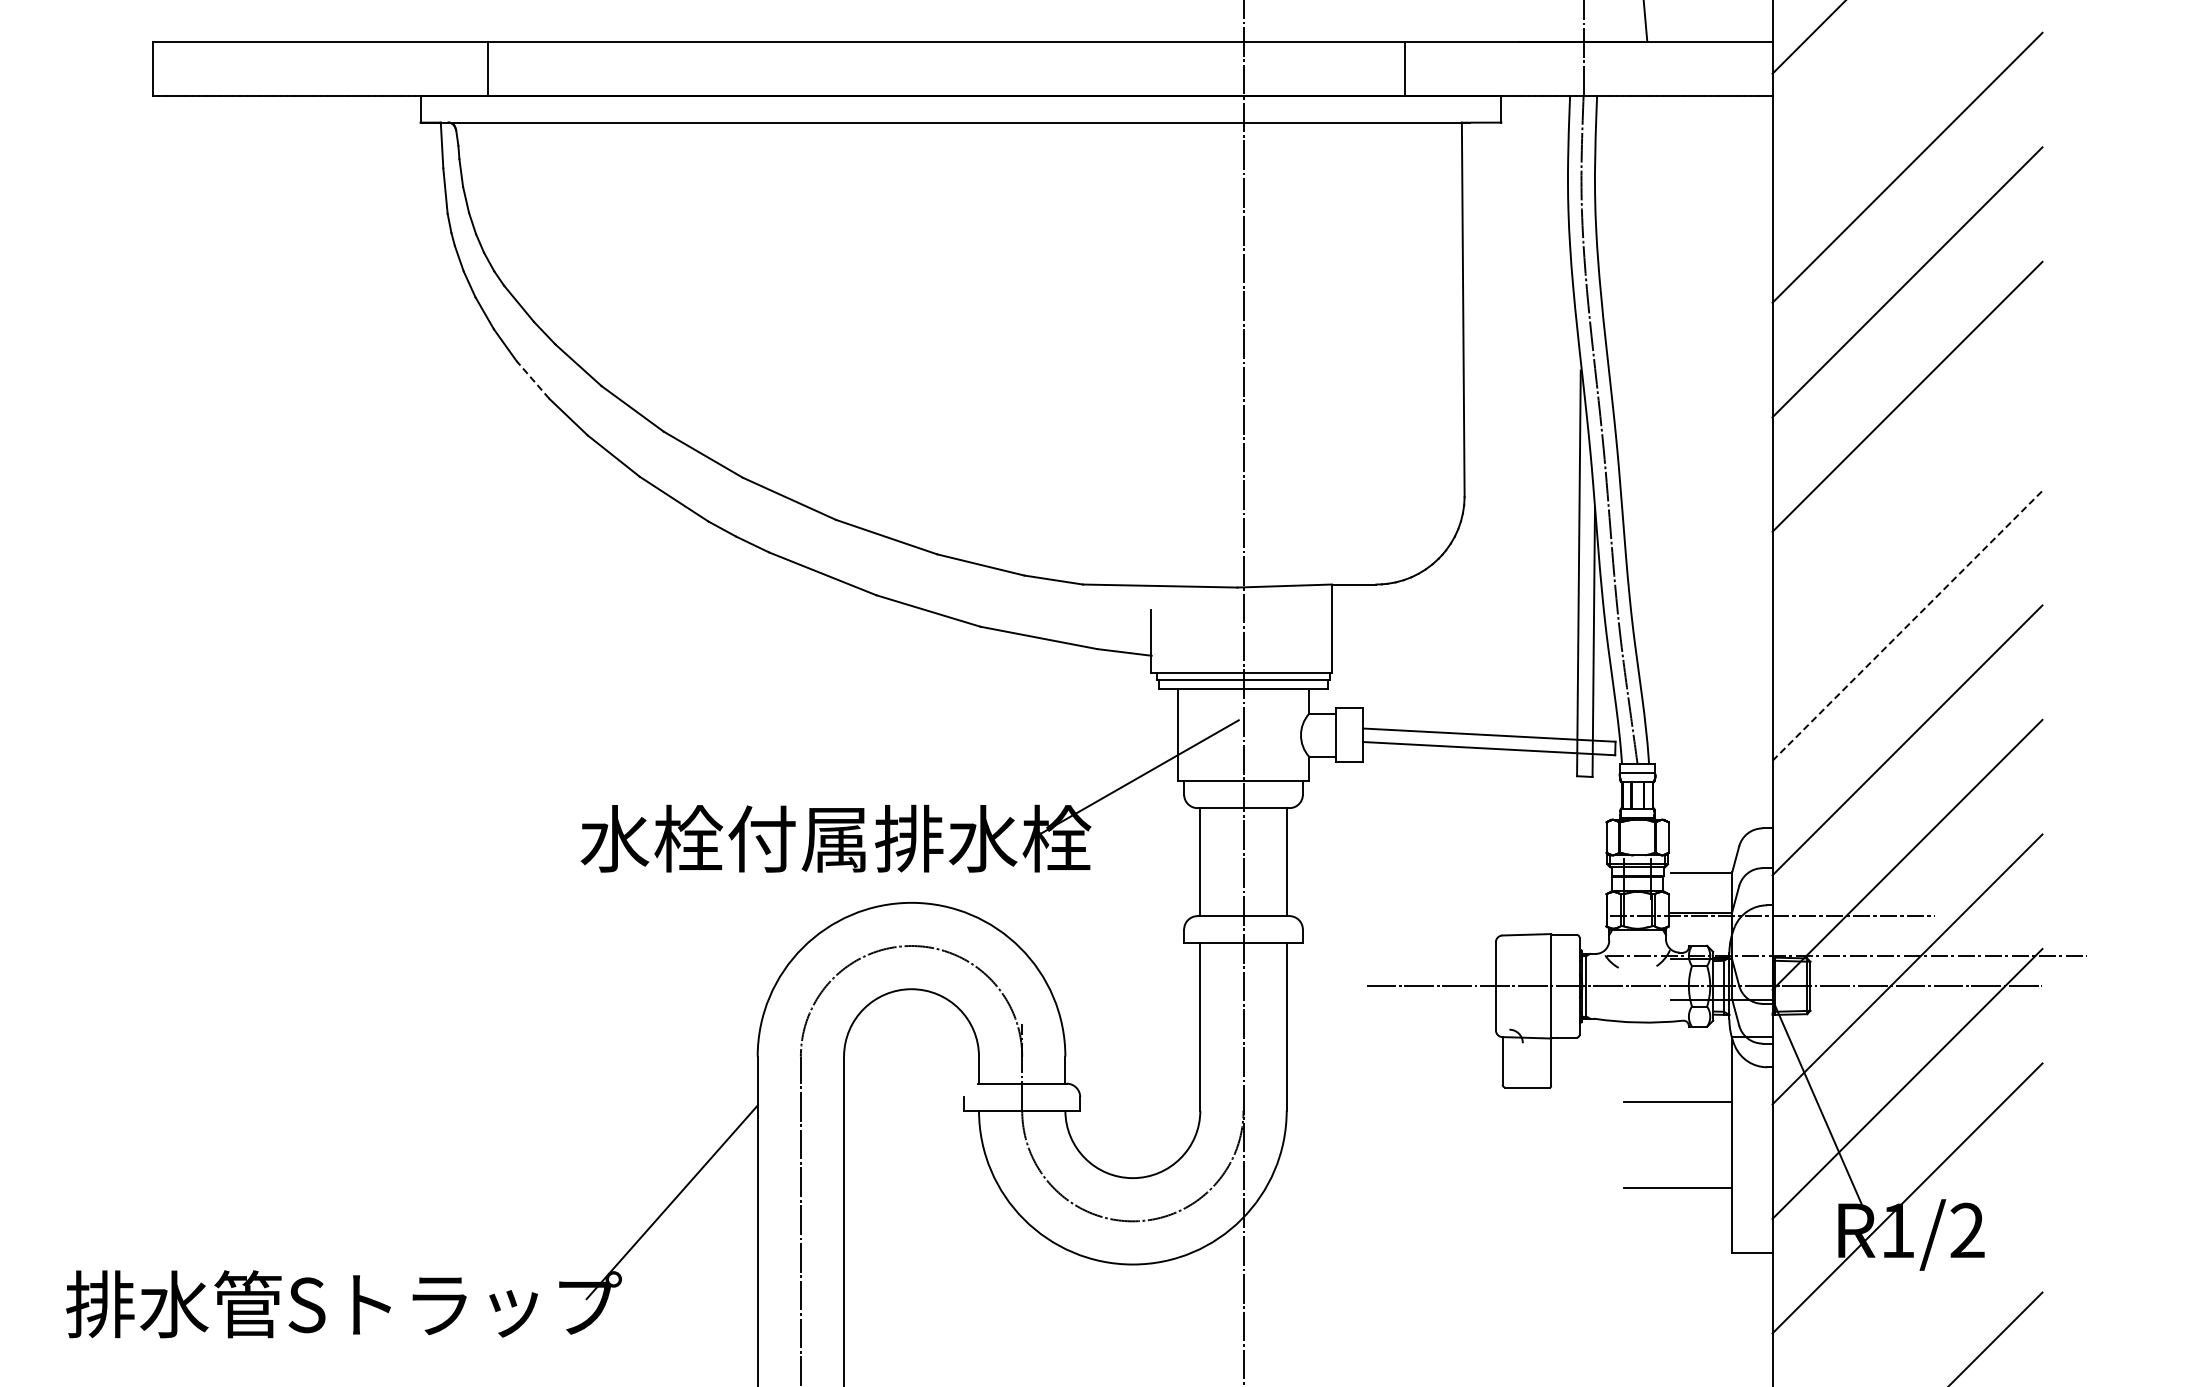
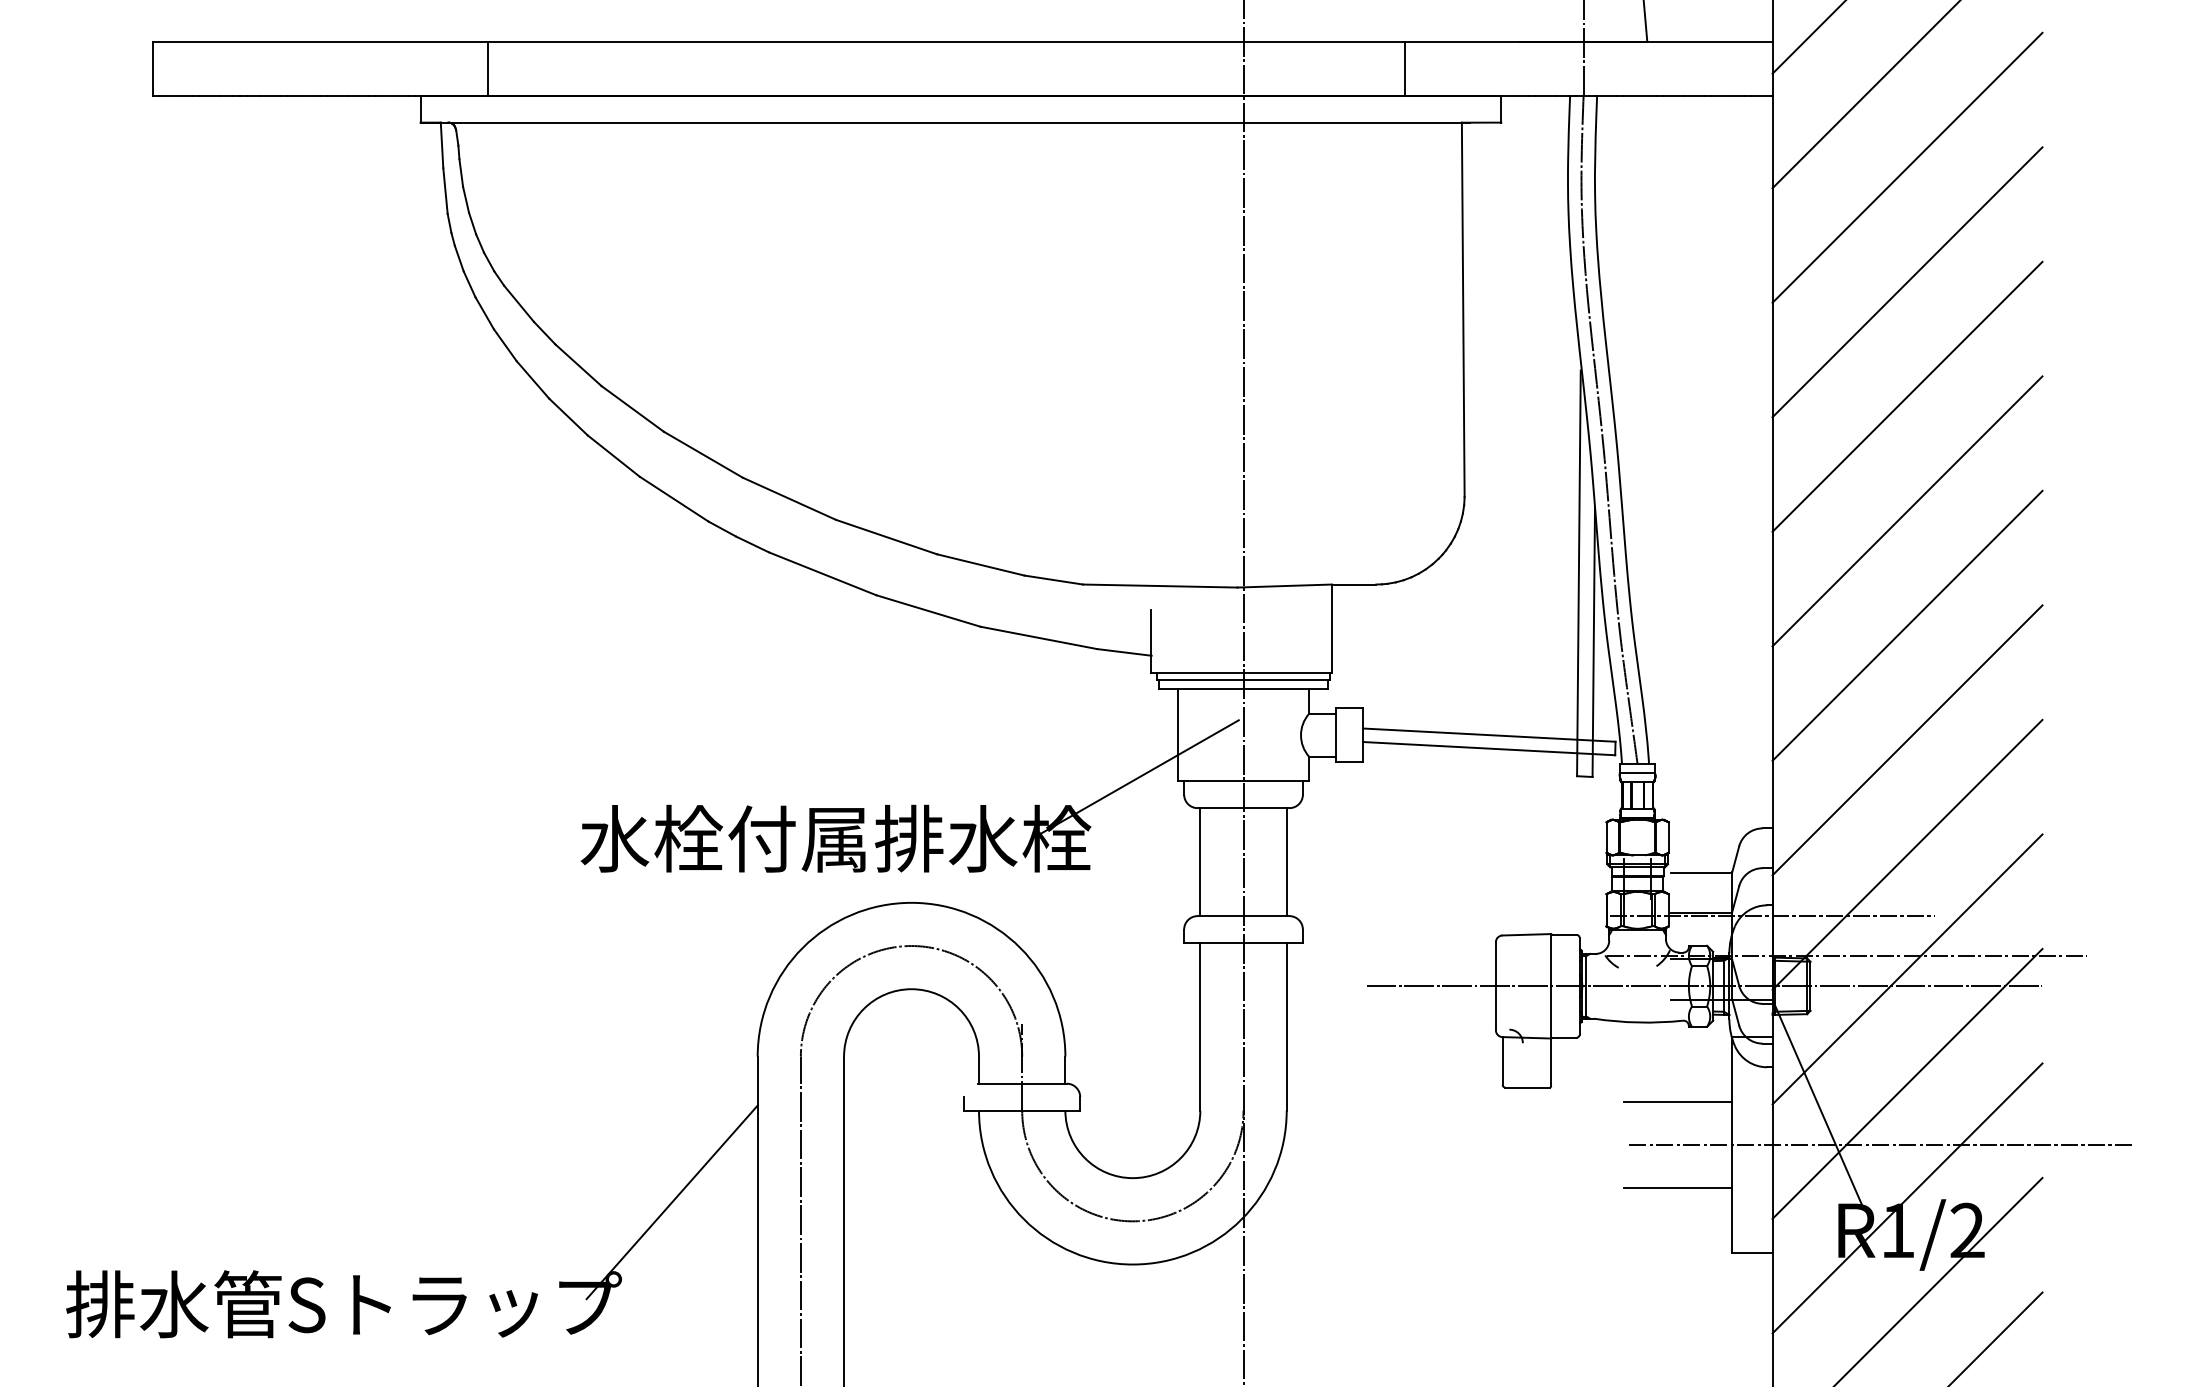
line: none -> present (1865, 95)
line: dashed -> solid (532, 379)
line: none -> present (1907, 511)
line: dashed -> solid (1907, 625)
line: none -> present (1882, 1144)
line: none -> present (1939, 1280)
